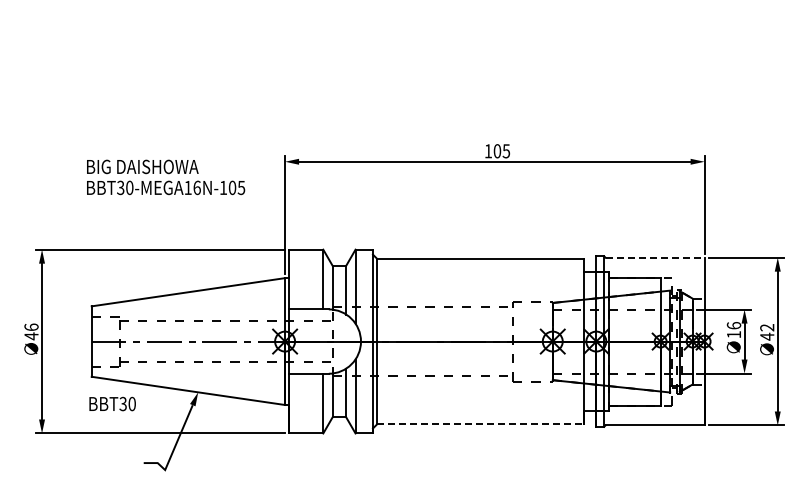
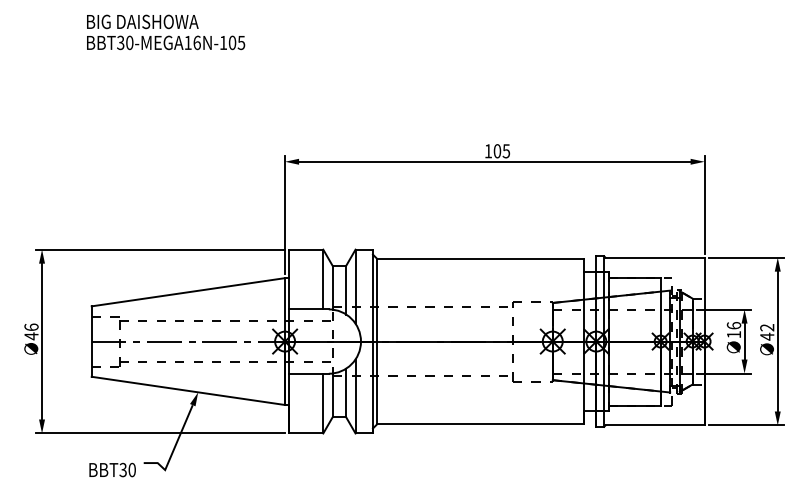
text position: (166, 177) -> (166, 32) (166, 32)
line: dashed -> solid (655, 257)
text position: (112, 403) -> (112, 469) (112, 469)
line: dashed -> solid (480, 424)
